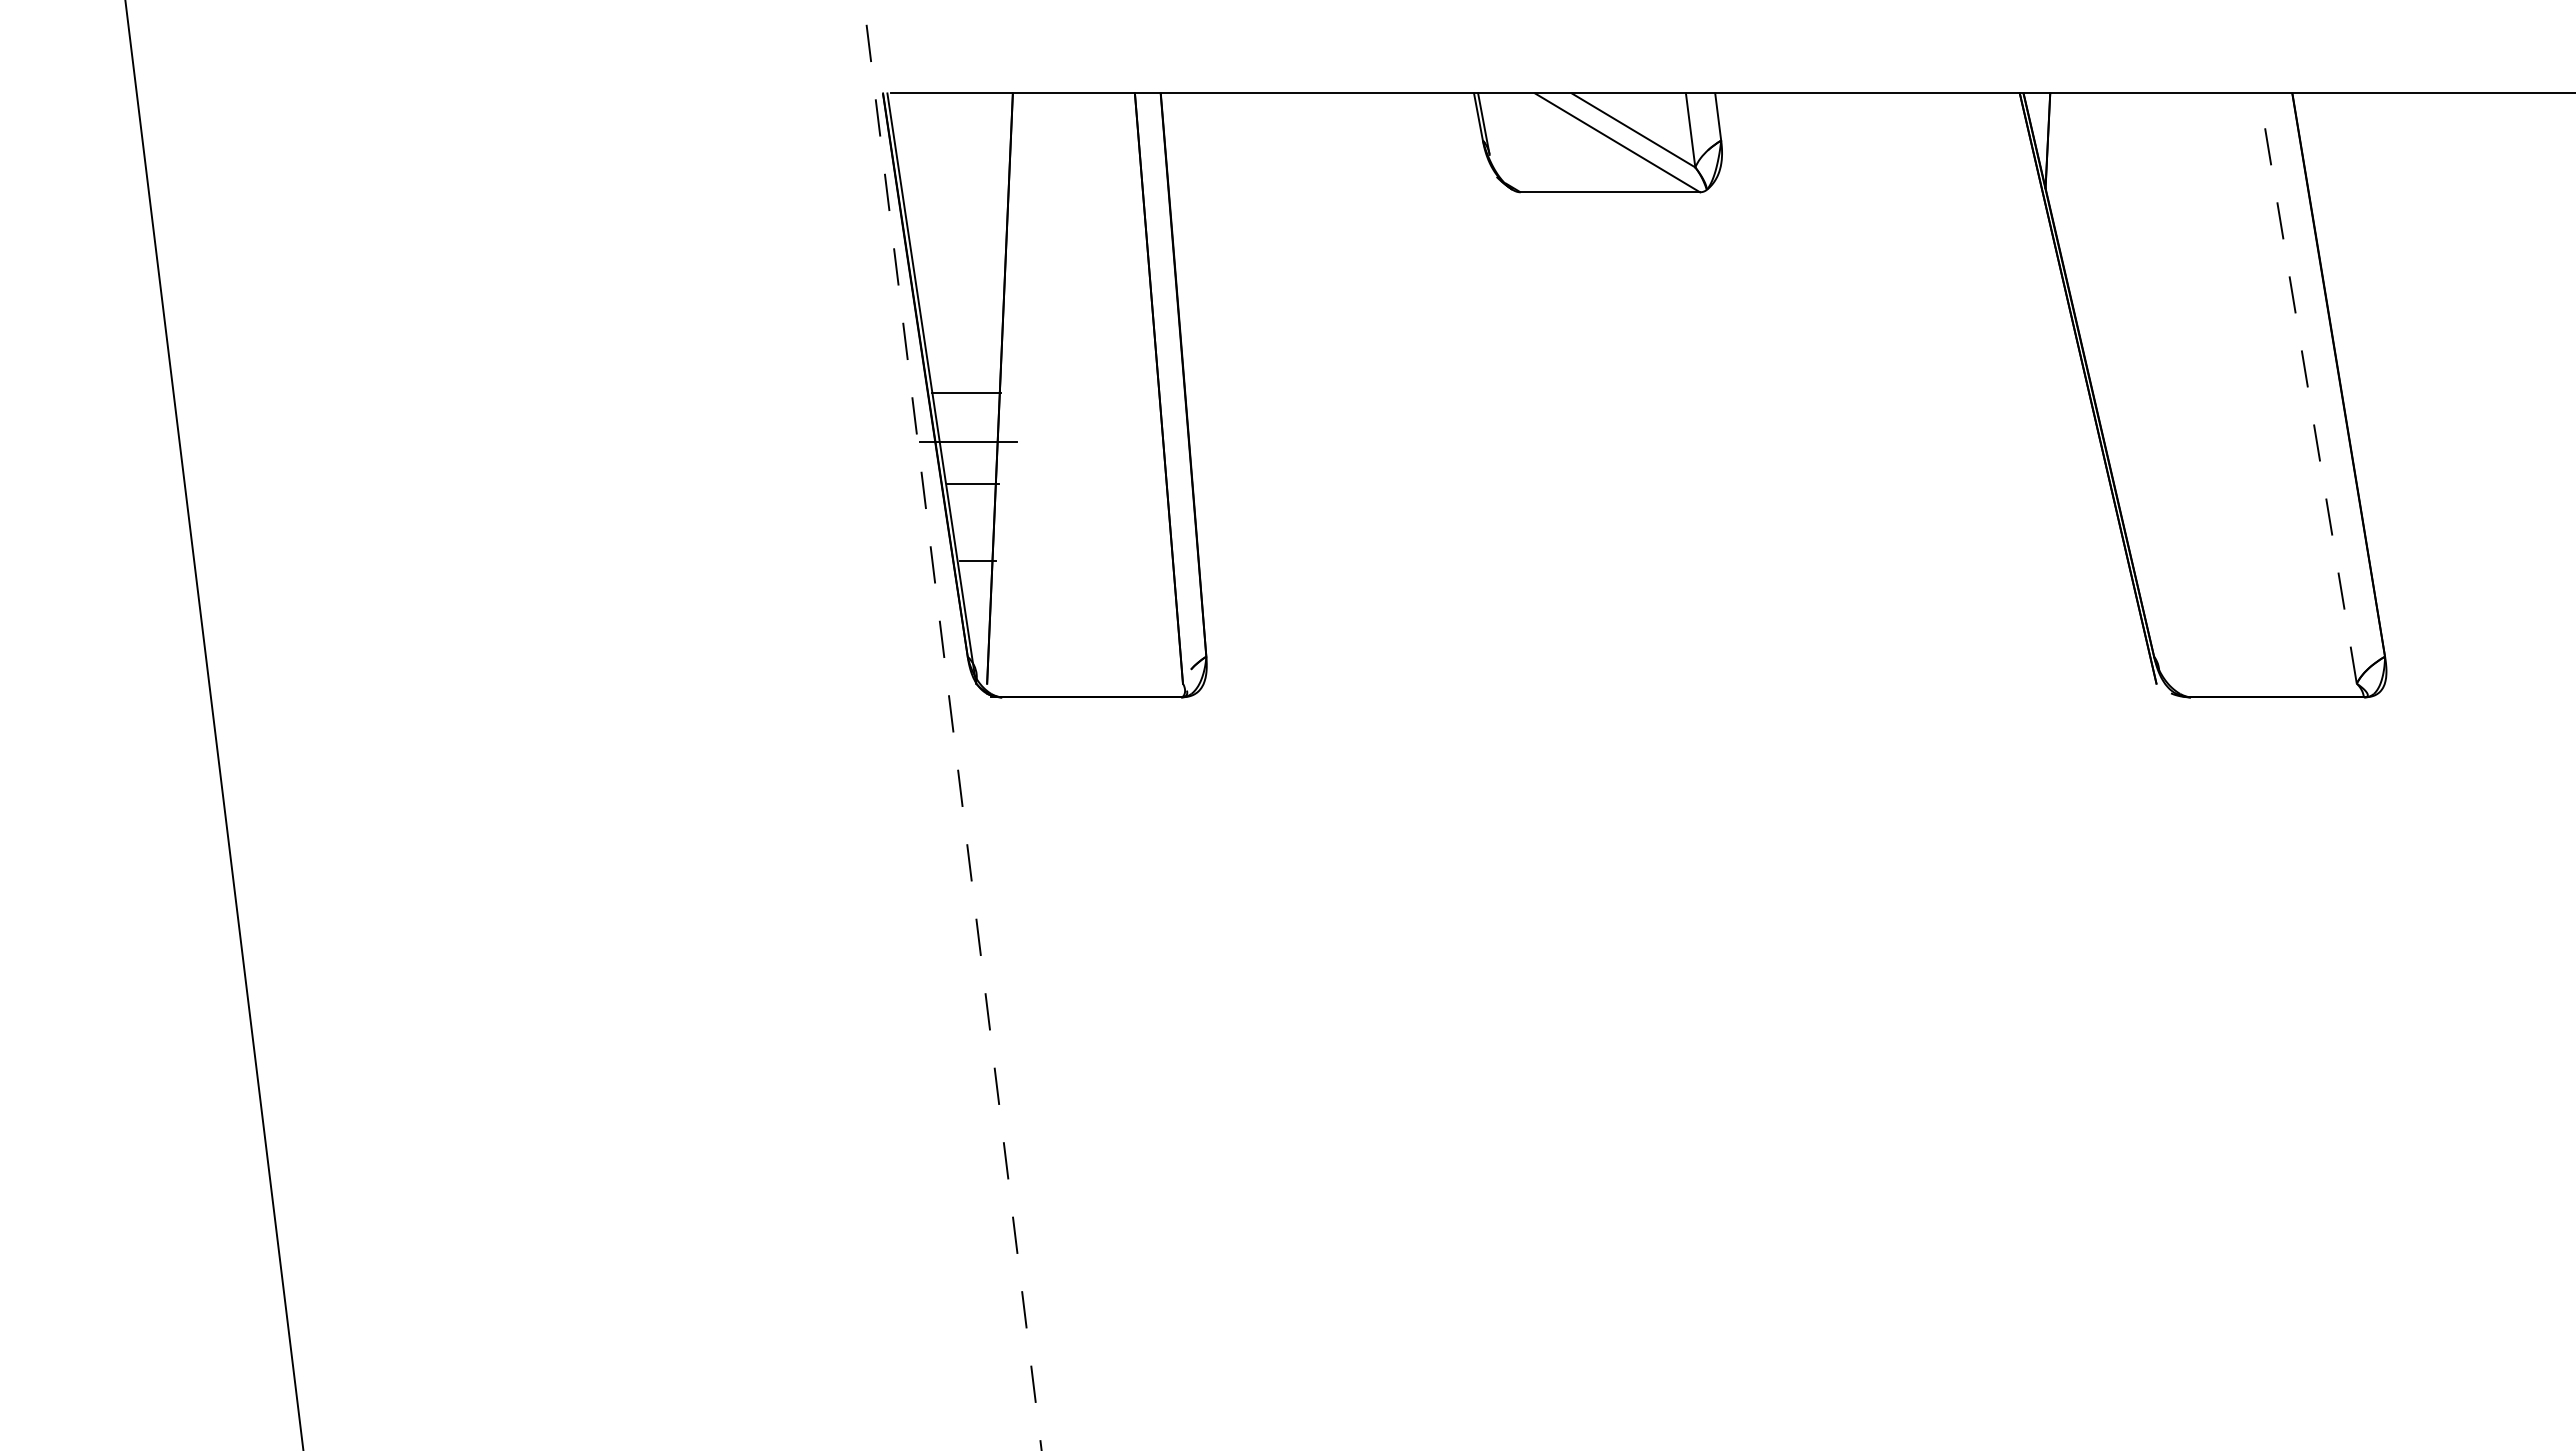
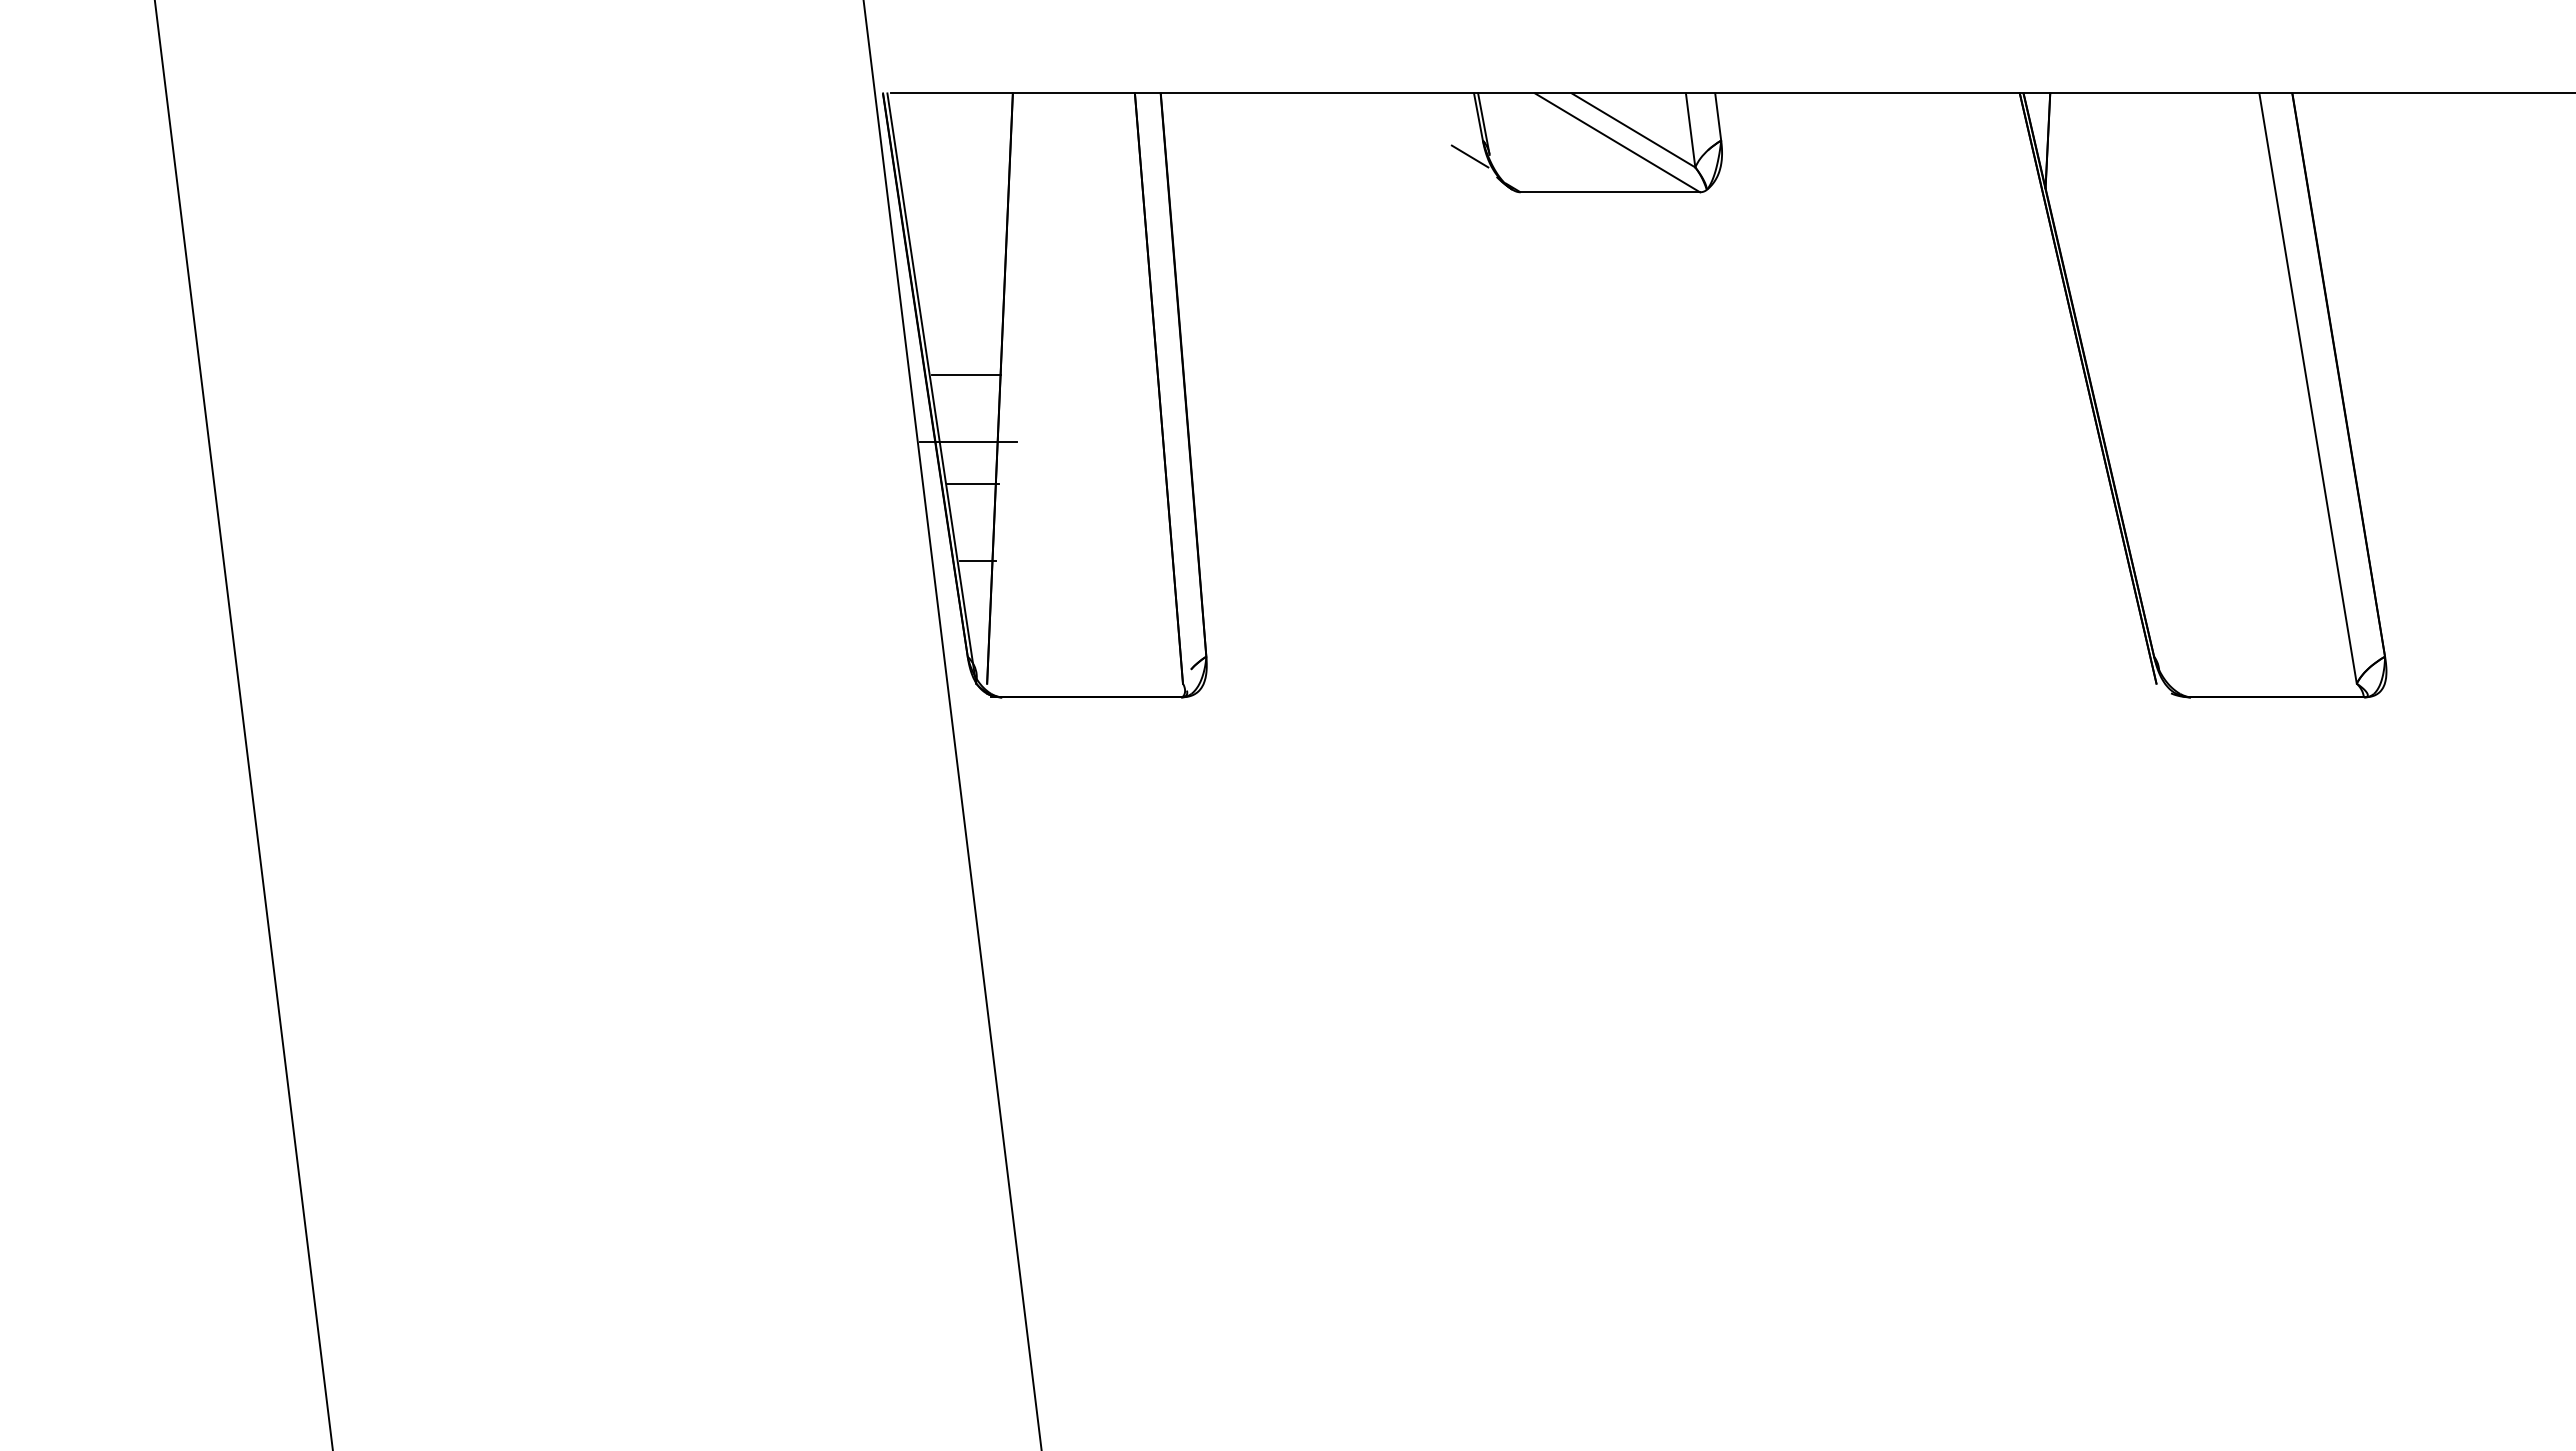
line: none -> present (1469, 156)
line: dashed -> solid (2307, 388)
line position: (966, 393) -> (966, 375) (966, 375)
line position: (214, 724) -> (243, 724) (243, 724)
line: dashed -> solid (952, 726)
